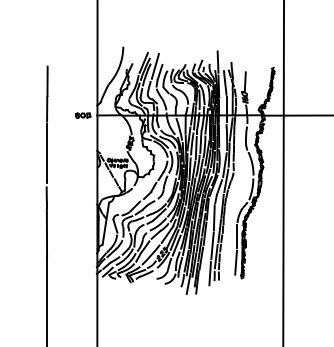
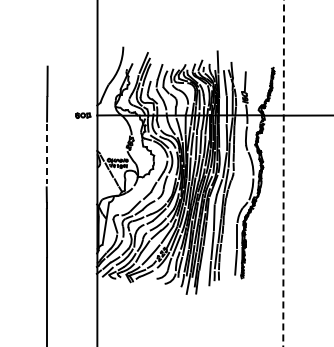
line: present -> none (154, 66)
line: solid -> dashed (46, 152)
line: solid -> dashed (283, 173)
